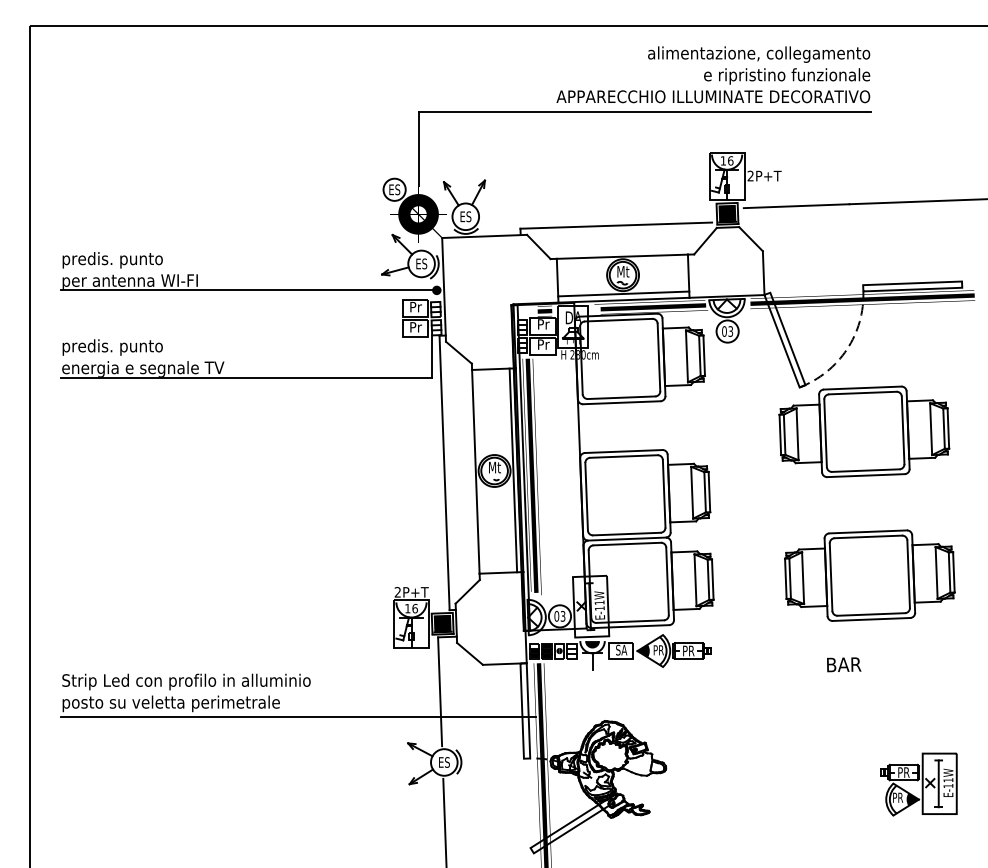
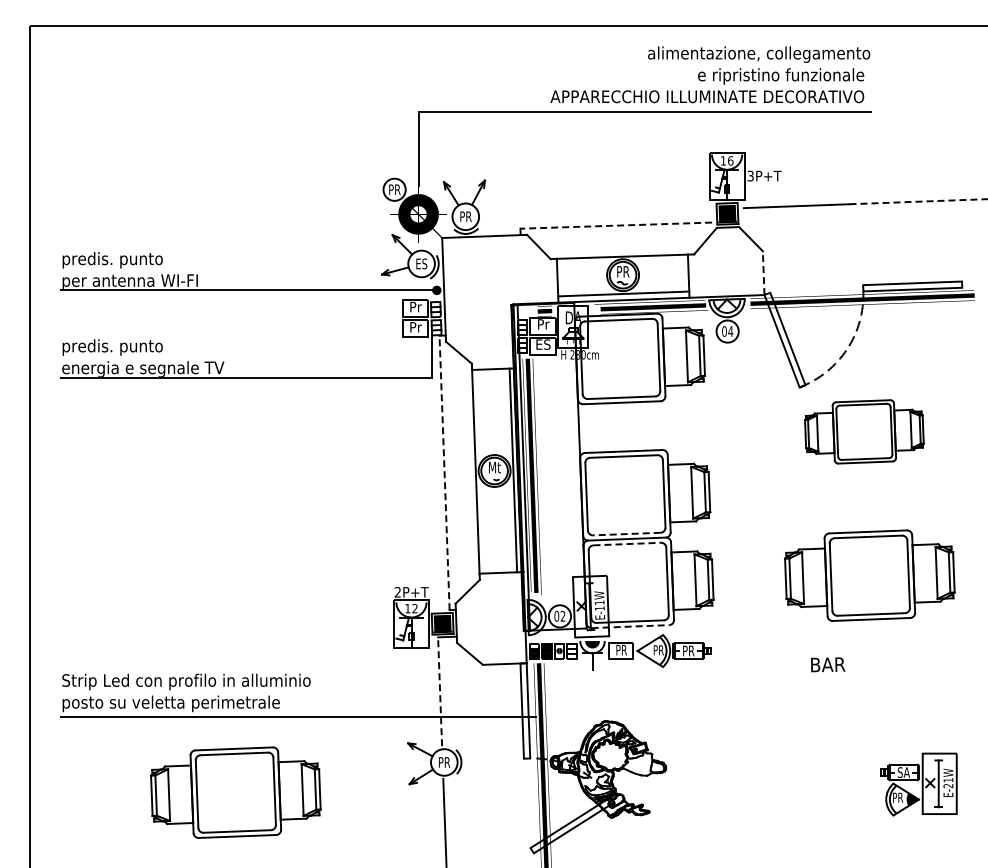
text position: (713, 85) -> (707, 85) (707, 85)
text: 2P+T -> 3P+T (750, 176)
text: ES -> PR (394, 189)
line: solid -> dashed (918, 201)
text: ES -> PR (465, 216)
line: solid -> dashed (616, 225)
text: Mt -> PR (623, 271)
line: solid -> dashed (763, 273)
text: 03 -> 04 (730, 331)
text: Pr -> ES (543, 344)
part size: 173x94 px -> 121x66 px (864, 431)
line: solid -> dashed (444, 472)
line: solid -> dashed (626, 534)
line: solid -> dashed (627, 544)
text: 16 -> 12 (414, 608)
text: 03 -> 02 (562, 616)
line: solid -> dashed (630, 626)
text: SA -> PR (621, 649)
fill: present -> none (643, 650)
text position: (844, 664) -> (828, 664) (828, 664)
line: solid -> dashed (440, 691)
text: ES -> PR (444, 762)
text: PR -> SA (903, 772)
text: E-11W -> E-21W (947, 786)
part: none -> present (235, 792)
